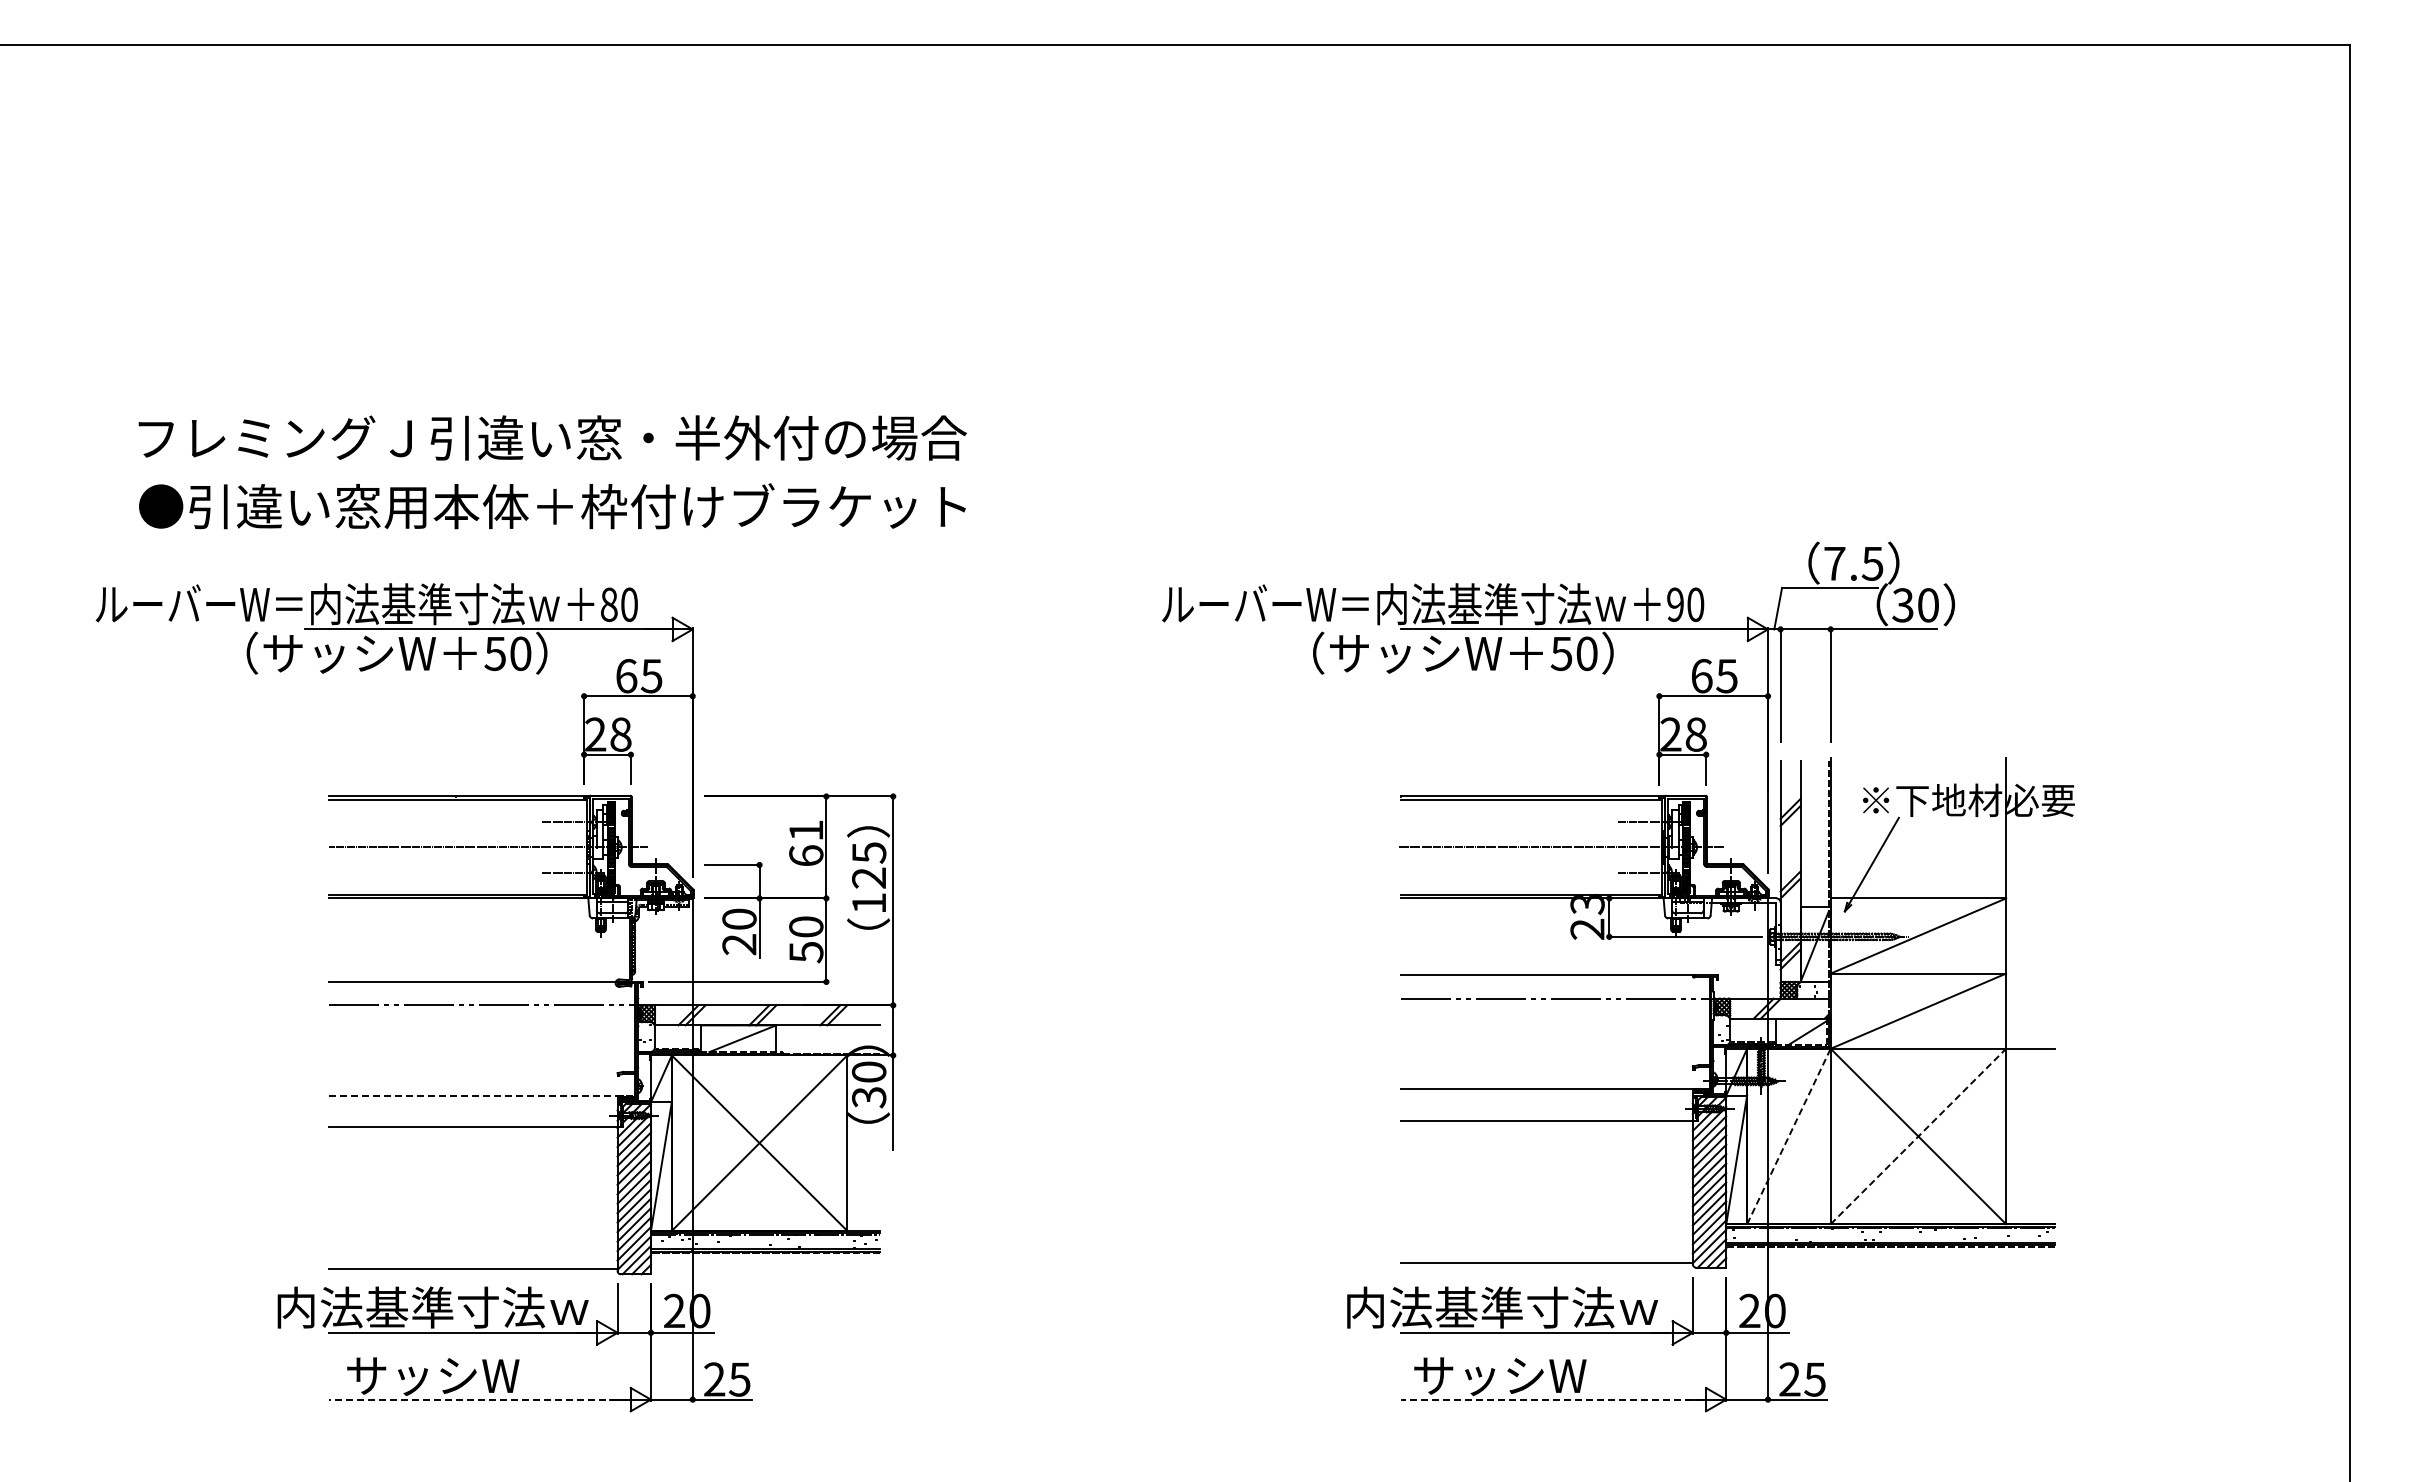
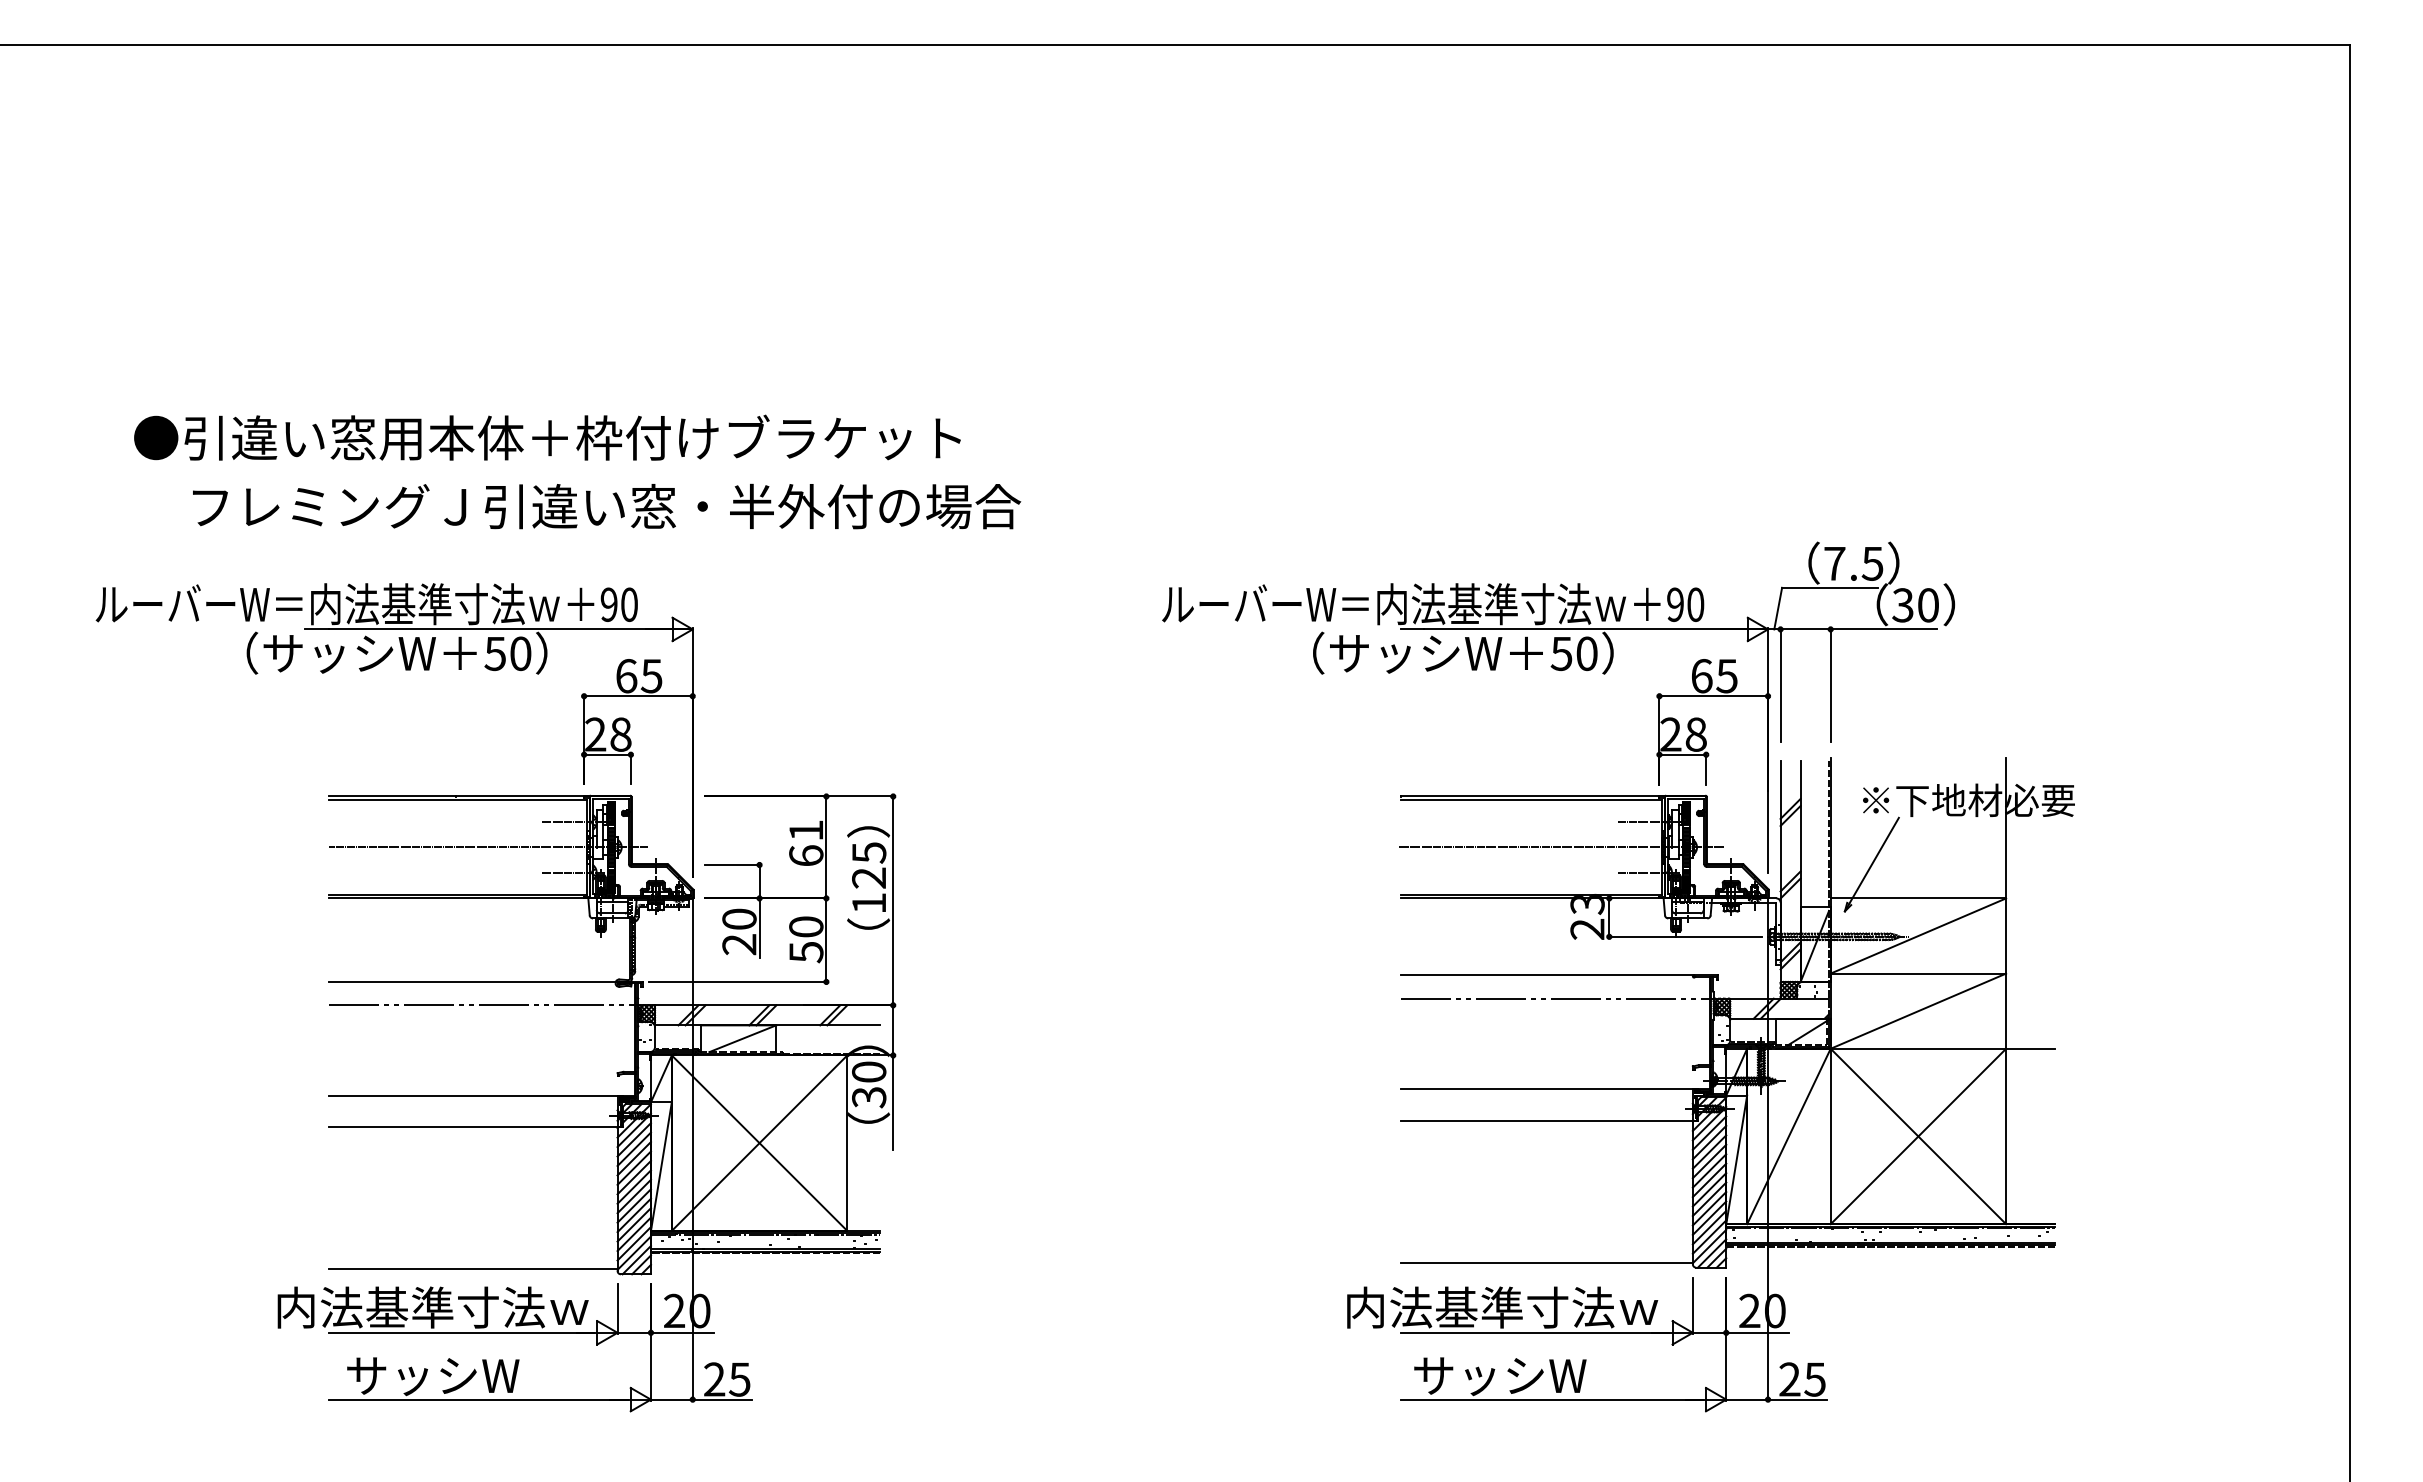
text: フレミングＪ引違い窓・半外付の場合 -> ●引違い窓用本体＋枠付けブラケット (550, 437)
text: ●引違い窓用本体＋枠付けブラケット -> フレミングＪ引違い窓・半外付の場合 (580, 506)
text: 80 -> 90 (608, 604)
line: dashed -> solid (482, 1095)
line: dashed -> solid (1789, 1136)
line: dashed -> solid (1918, 1136)
line: dashed -> solid (477, 1399)
line: dashed -> solid (1552, 1399)
